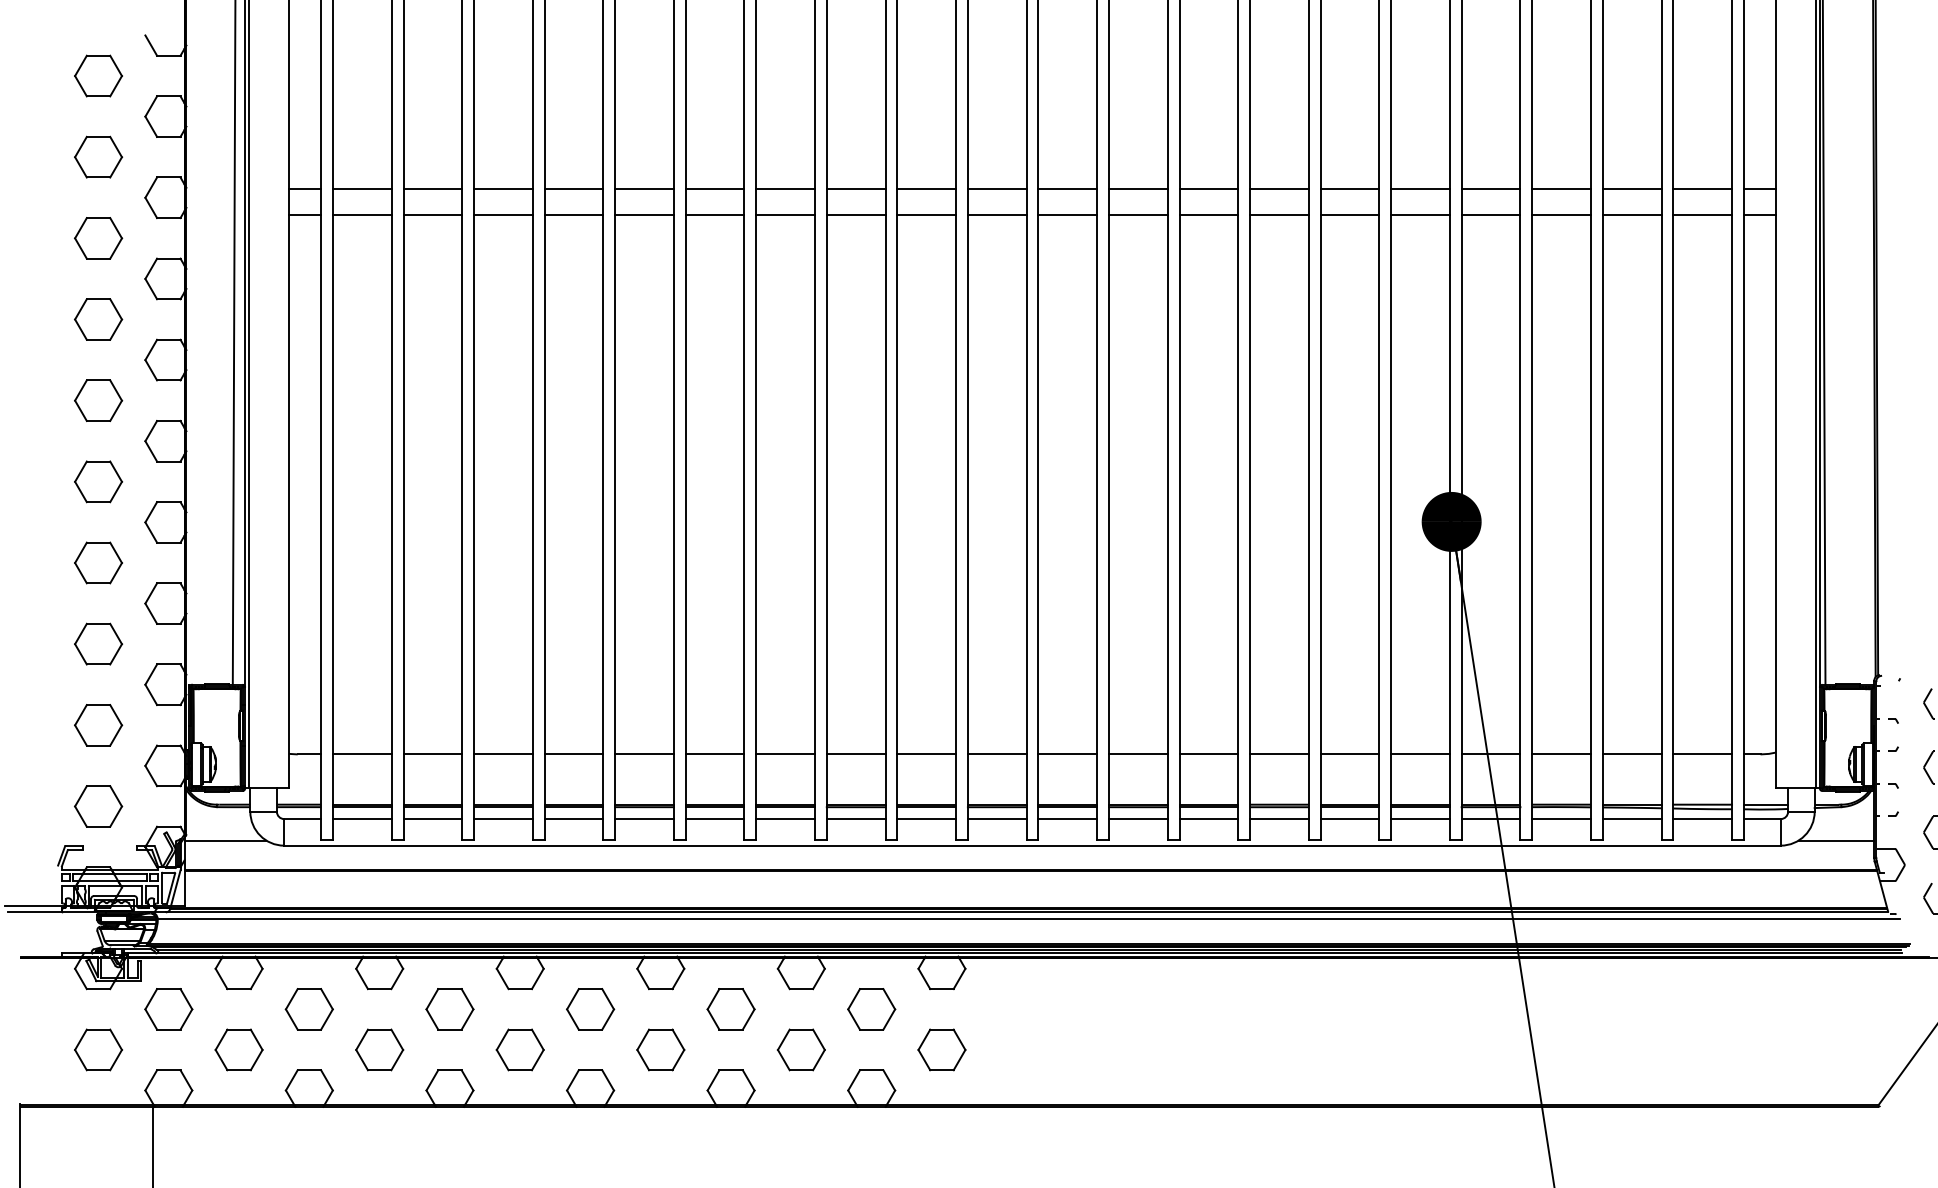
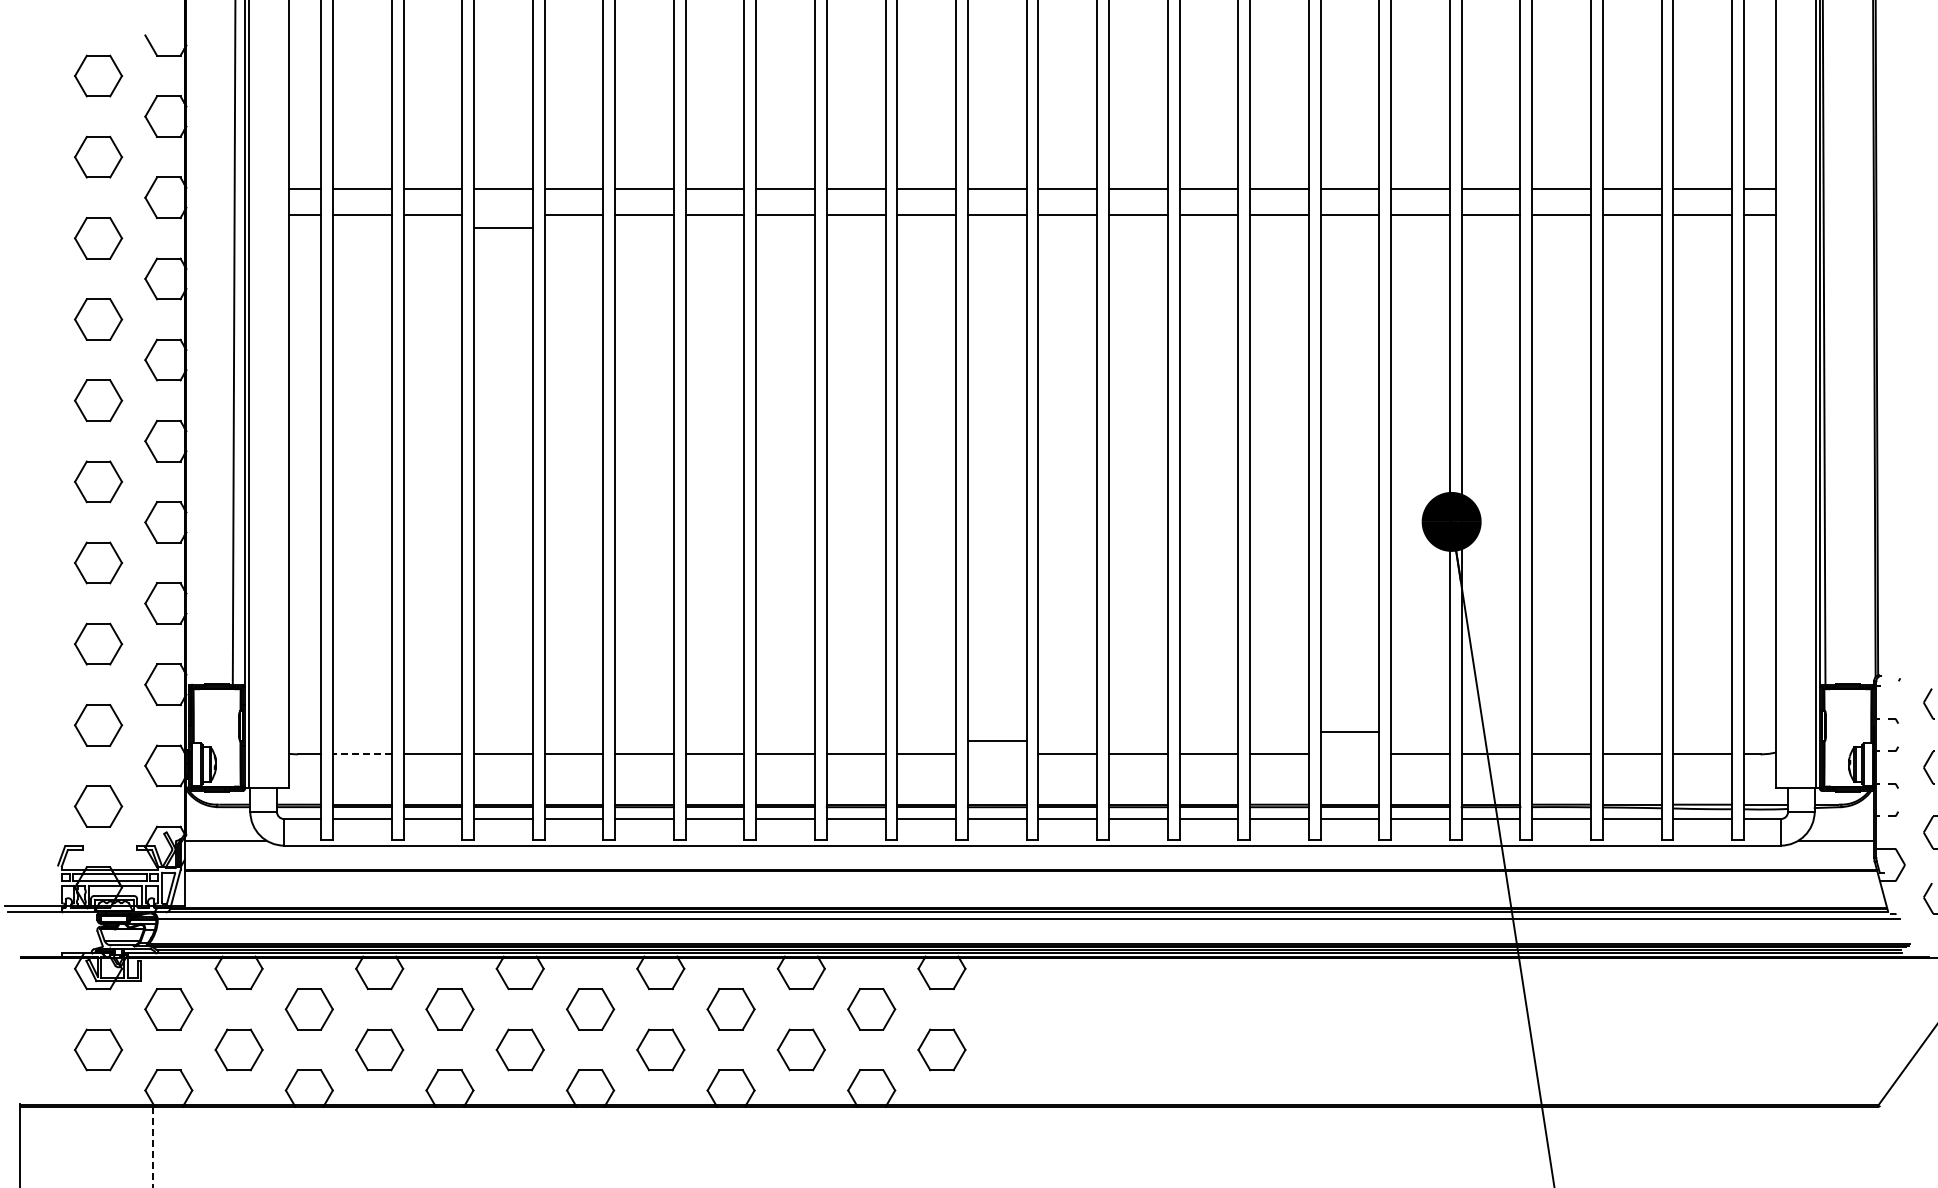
line position: (503, 215) -> (503, 228) (503, 228)
line: solid -> dashed (361, 754)
line position: (996, 754) -> (996, 741) (996, 741)
line position: (1349, 754) -> (1349, 732) (1349, 732)
line: solid -> dashed (153, 1147)
